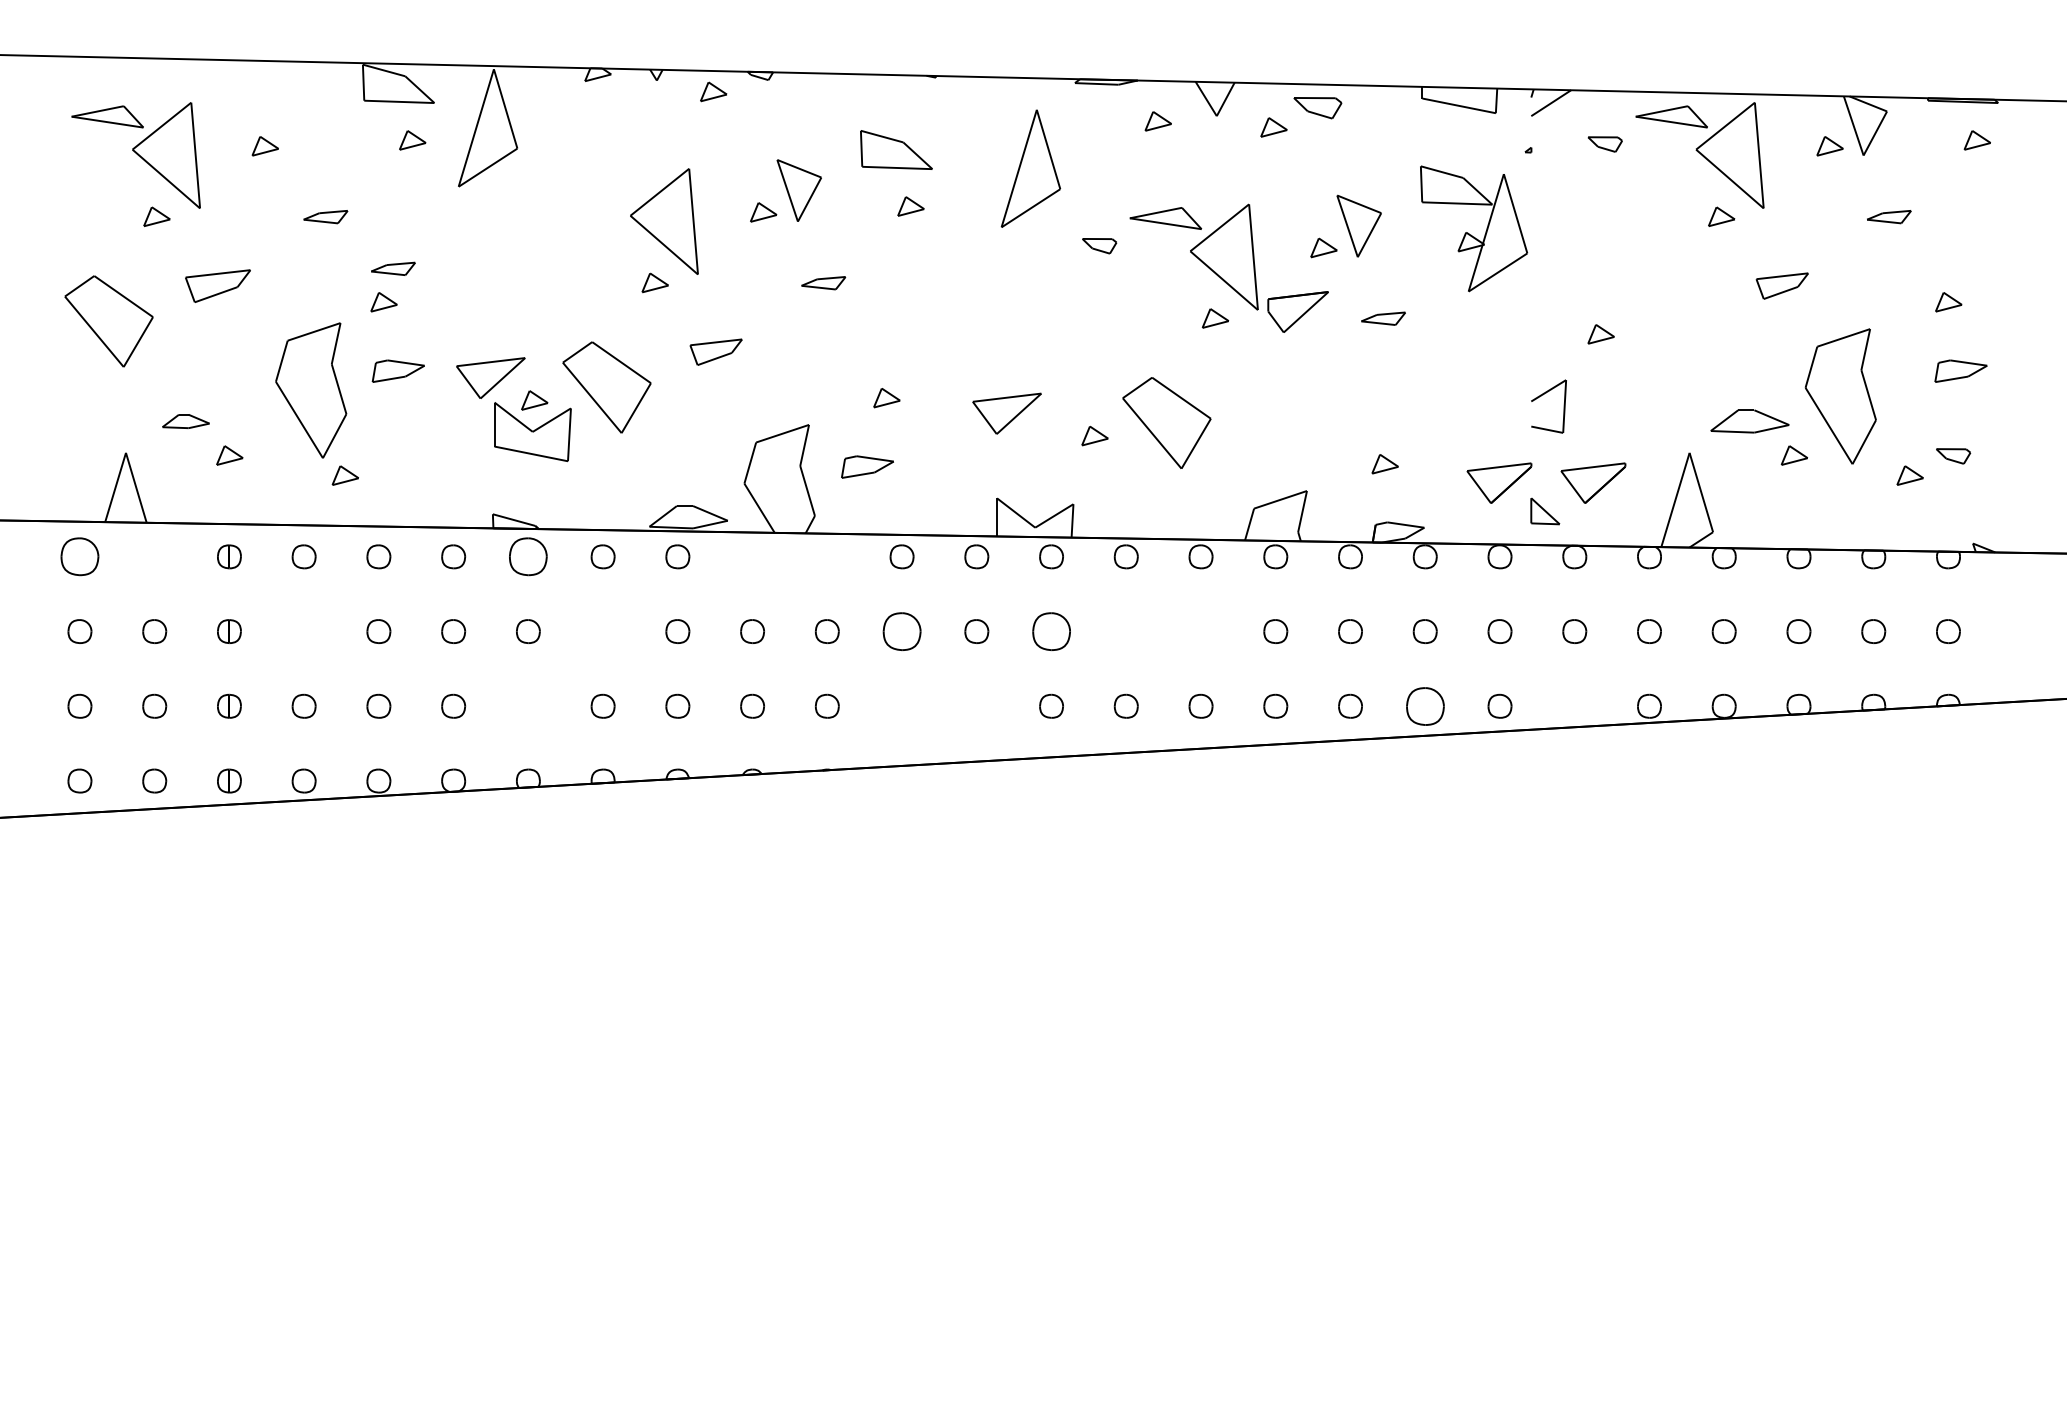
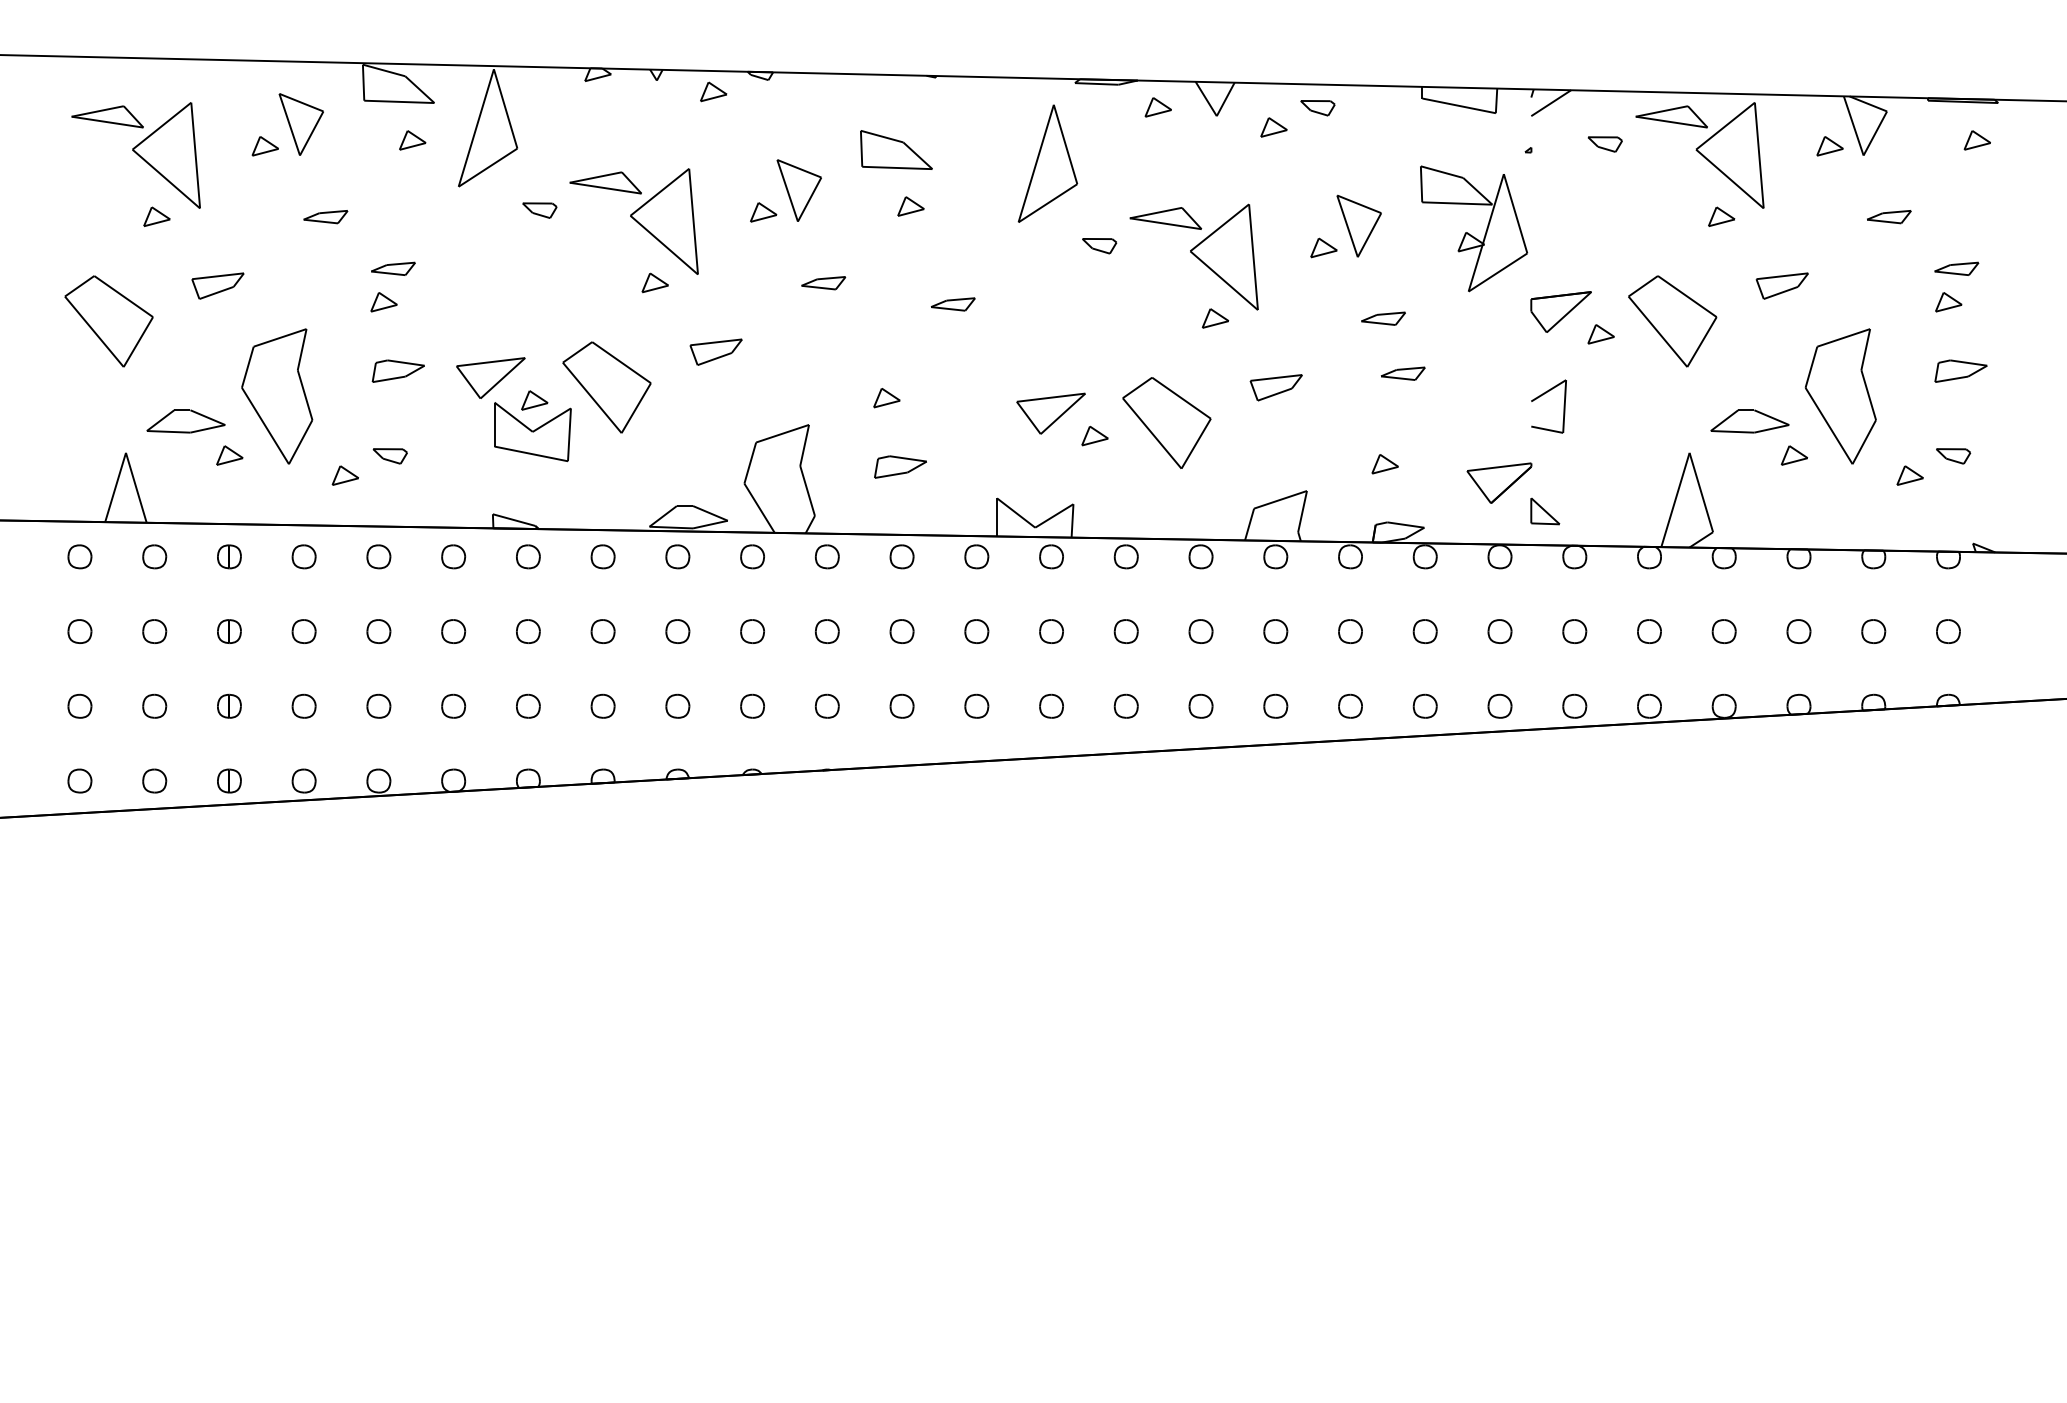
part size: 50x23 px -> 36x17 px (1317, 108)
part position: (1157, 121) -> (1157, 107) (1157, 107)
part: none -> present (300, 124)
part position: (1030, 168) -> (1047, 163) (1047, 163)
part: none -> present (605, 182)
part: none -> present (539, 210)
part: none -> present (1956, 268)
part size: 66x34 px -> 54x28 px (217, 285)
part: none -> present (952, 304)
part position: (1297, 311) -> (1560, 311) (1560, 311)
part: none -> present (1672, 321)
part: none -> present (1402, 373)
part: none -> present (1275, 387)
part position: (311, 390) -> (277, 396) (277, 396)
part position: (1006, 413) -> (1050, 413) (1050, 413)
part size: 48x15 px -> 80x25 px (185, 421)
part: none -> present (389, 456)
part position: (867, 466) -> (900, 466) (900, 466)
part: present -> none (1593, 482)
part size: 40x40 px -> 26x26 px (79, 556)
part: none -> present (154, 556)
part size: 39x40 px -> 25x26 px (528, 556)
part: none -> present (752, 556)
part: none -> present (827, 556)
part: none -> present (303, 631)
part: none -> present (602, 631)
part size: 40x39 px -> 26x25 px (901, 631)
part size: 39x39 px -> 25x25 px (1051, 631)
part: none -> present (1125, 631)
part: none -> present (1200, 631)
part: none -> present (528, 705)
part: none -> present (901, 705)
part: none -> present (976, 705)
part: none -> present (1574, 705)
part size: 39x39 px -> 26x26 px (1424, 705)
